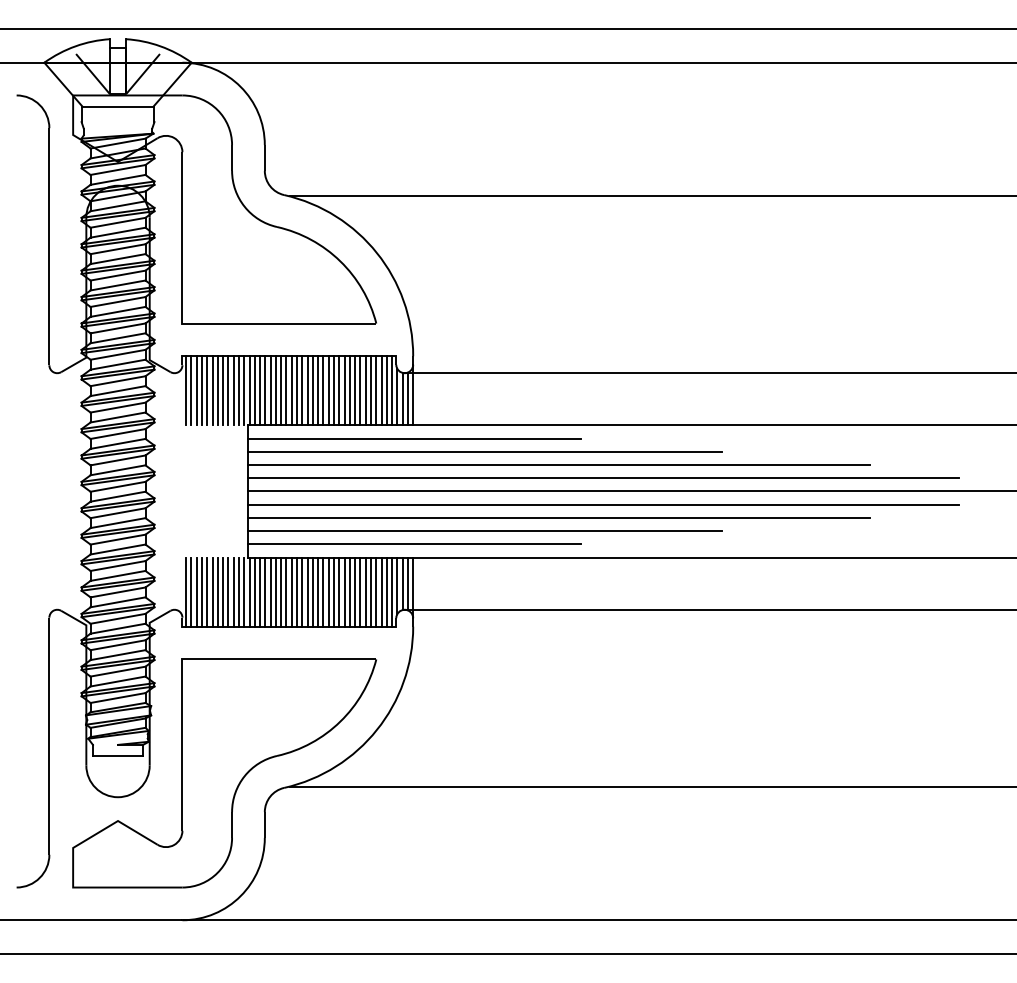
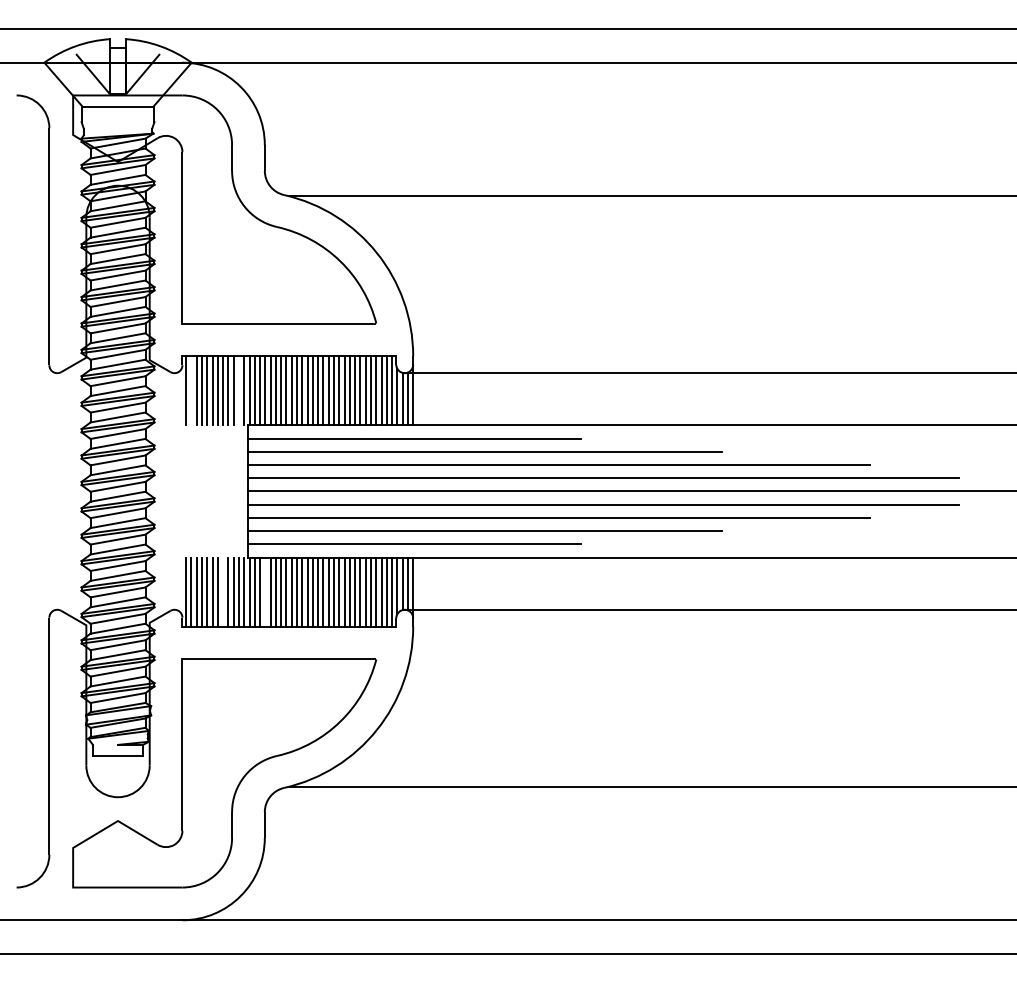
line: present -> none (191, 390)
line: present -> none (238, 390)
line: present -> none (223, 591)
line: present -> none (265, 591)
